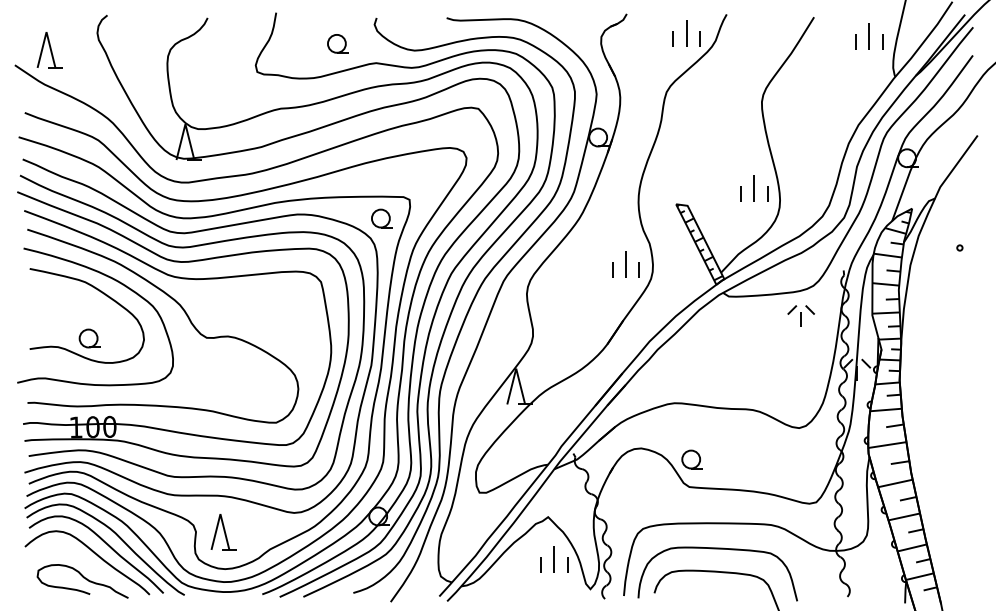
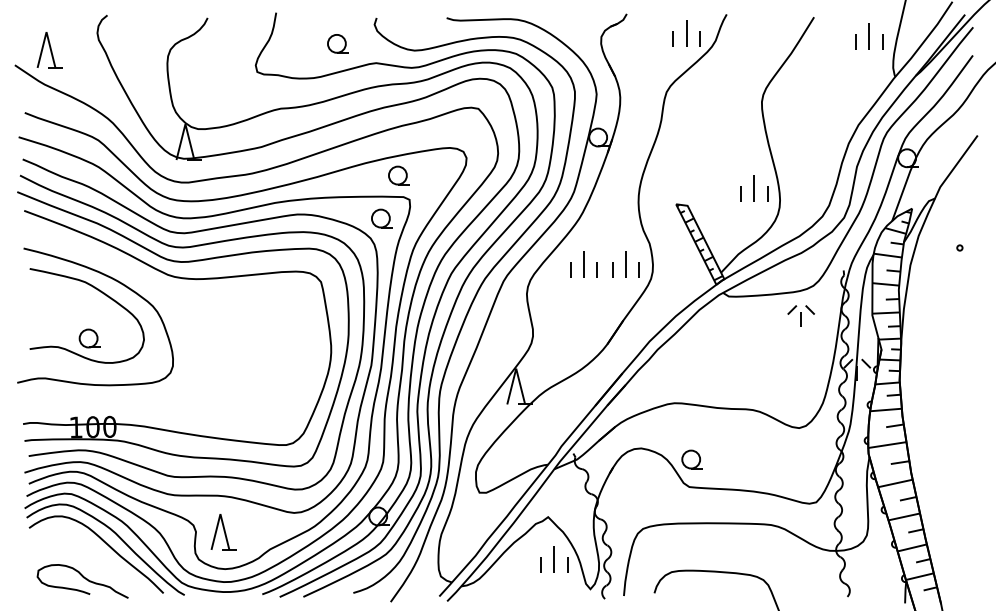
part: none -> present (398, 175)
part: none -> present (583, 264)
curve: present -> none (183, 311)
curve: present -> none (717, 549)
curve: present -> none (93, 553)
